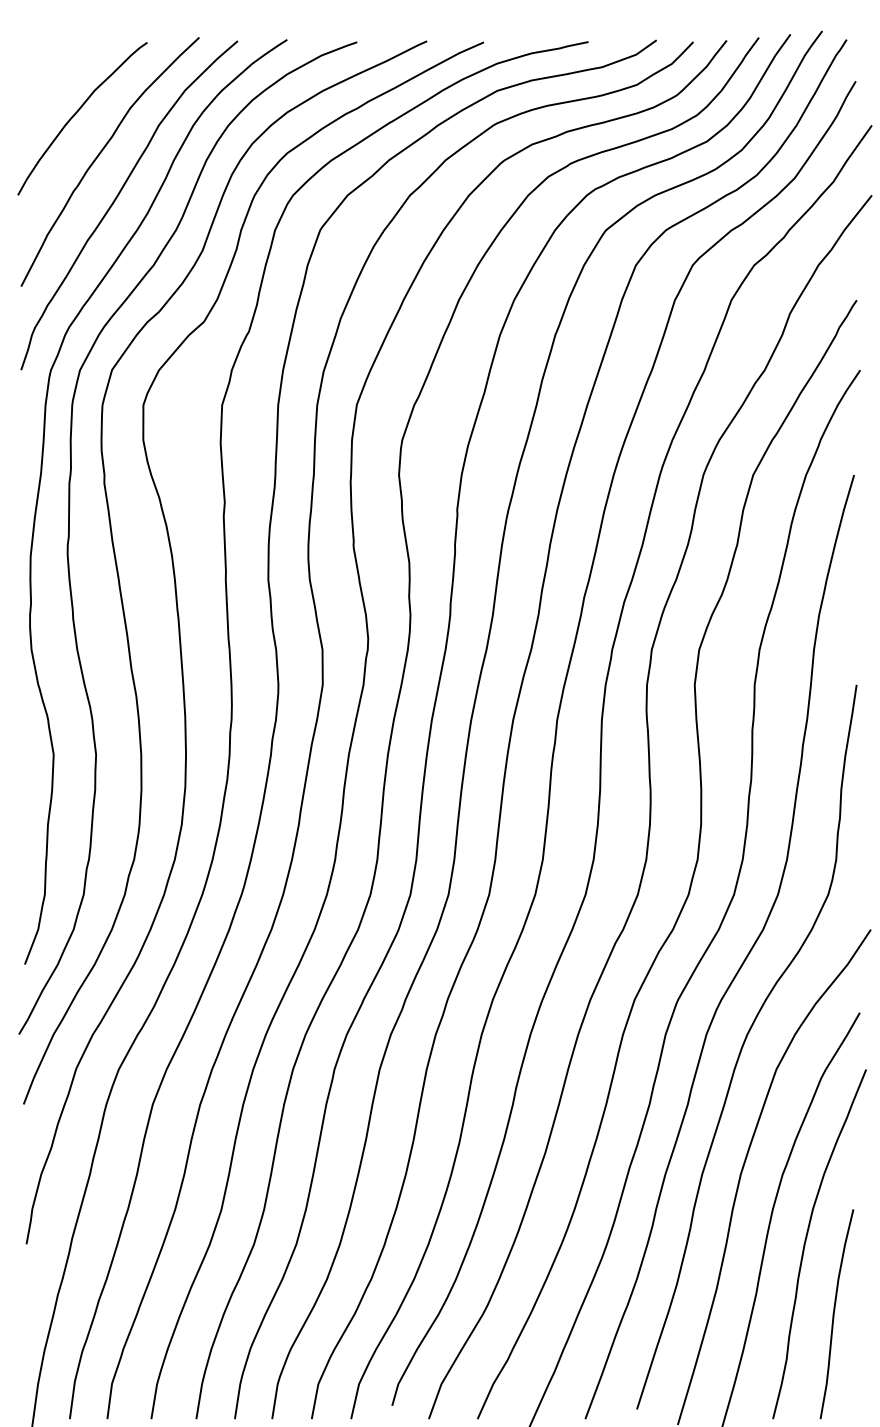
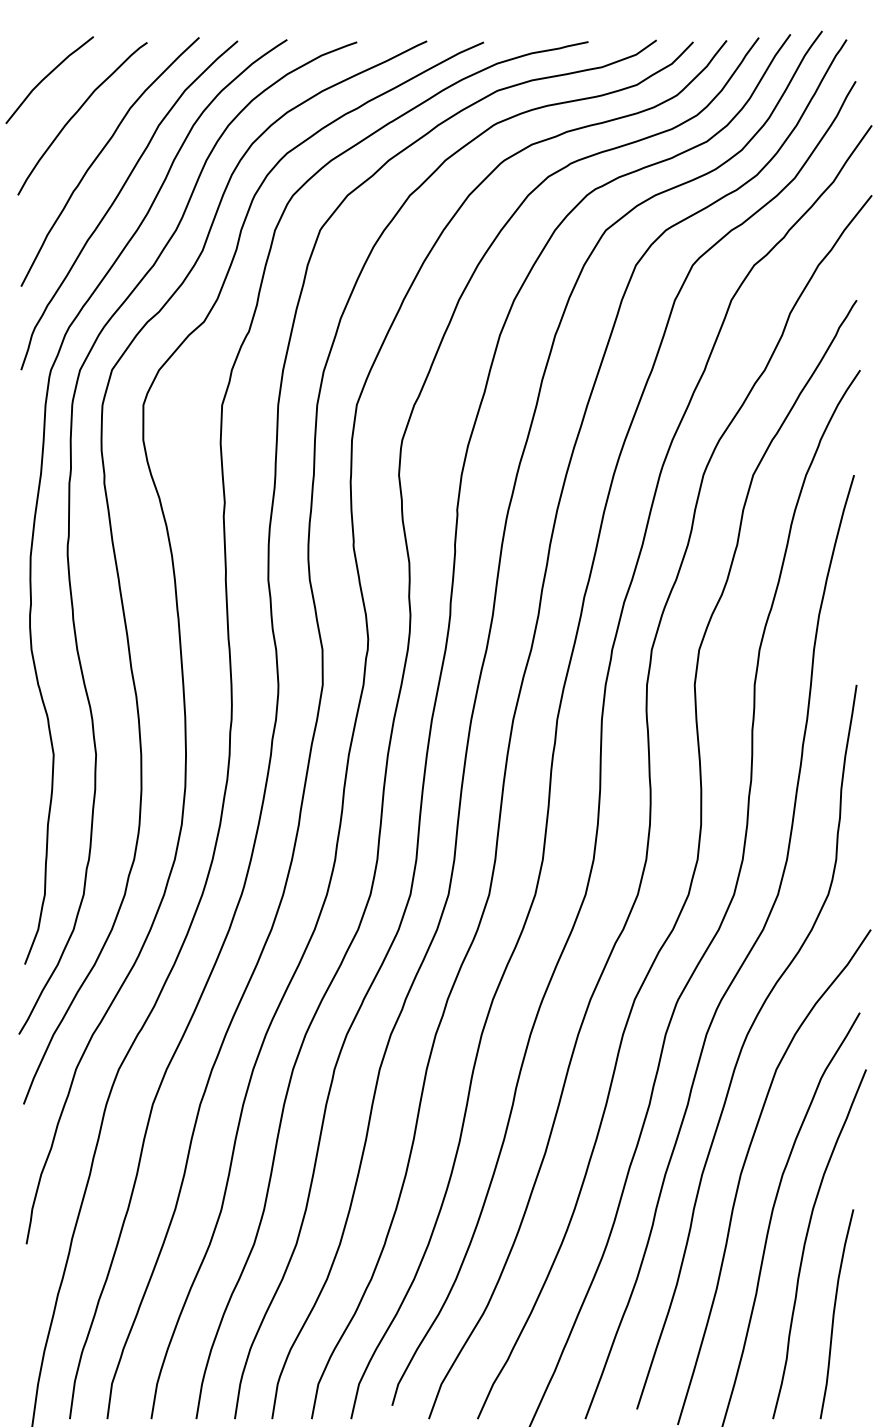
curve: none -> present (48, 76)
